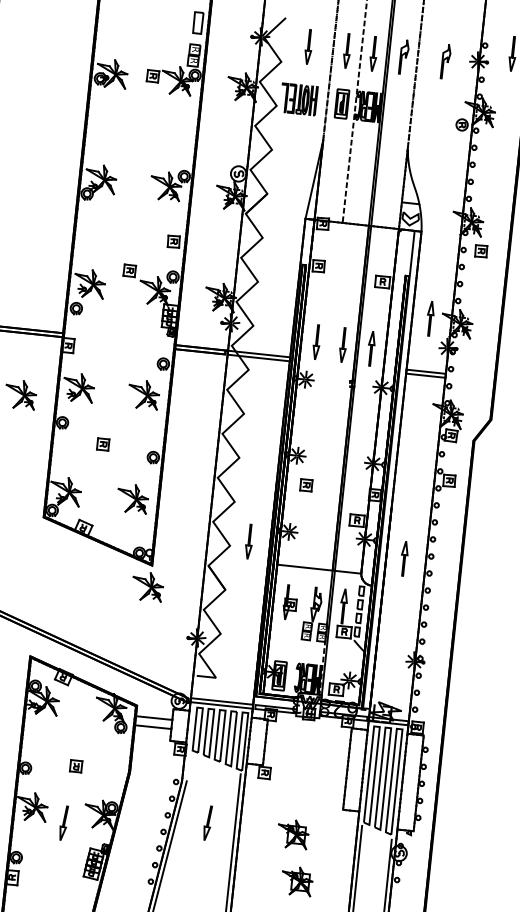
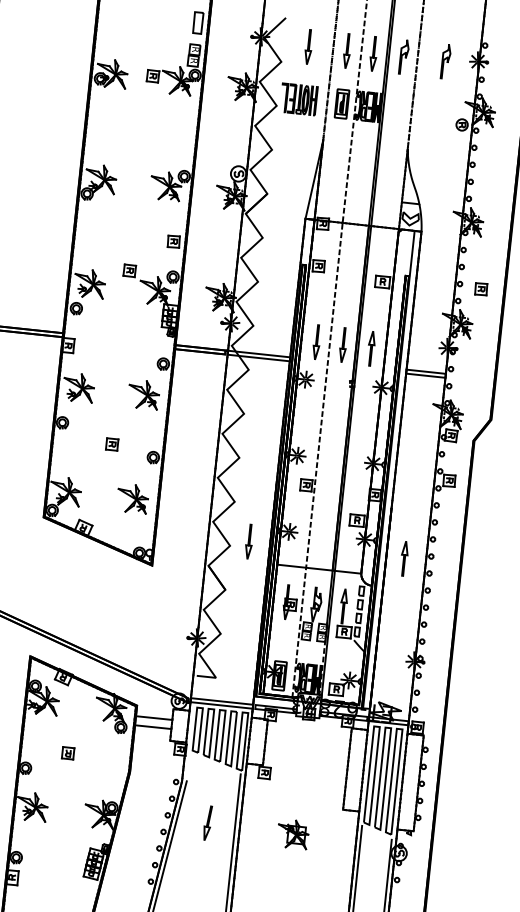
part: present -> none (512, 53)
part position: (481, 251) -> (481, 289) (481, 289)
part: present -> none (430, 318)
part: present -> none (20, 395)
part position: (103, 444) -> (112, 444) (112, 444)
line: none -> present (317, 459)
part: present -> none (147, 587)
part position: (75, 766) -> (67, 753) (67, 753)
part: present -> none (64, 822)
part: present -> none (297, 881)
